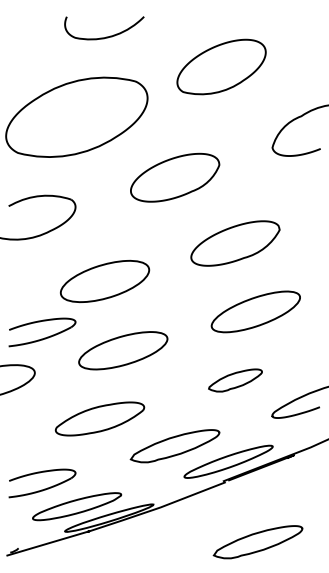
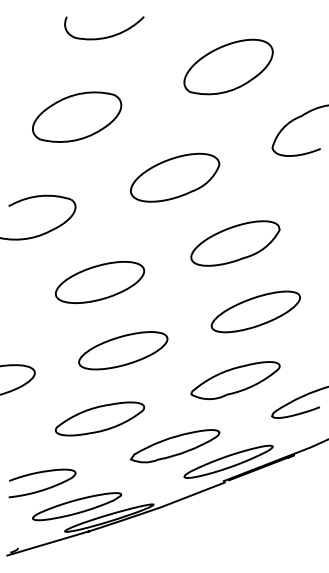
part position: (221, 66) -> (228, 66) (228, 66)
part size: 144x82 px -> 91x52 px (77, 116)
part position: (105, 280) -> (100, 281) (100, 281)
part: present -> none (42, 332)
part size: 55x25 px -> 91x39 px (235, 380)
part: present -> none (257, 542)
